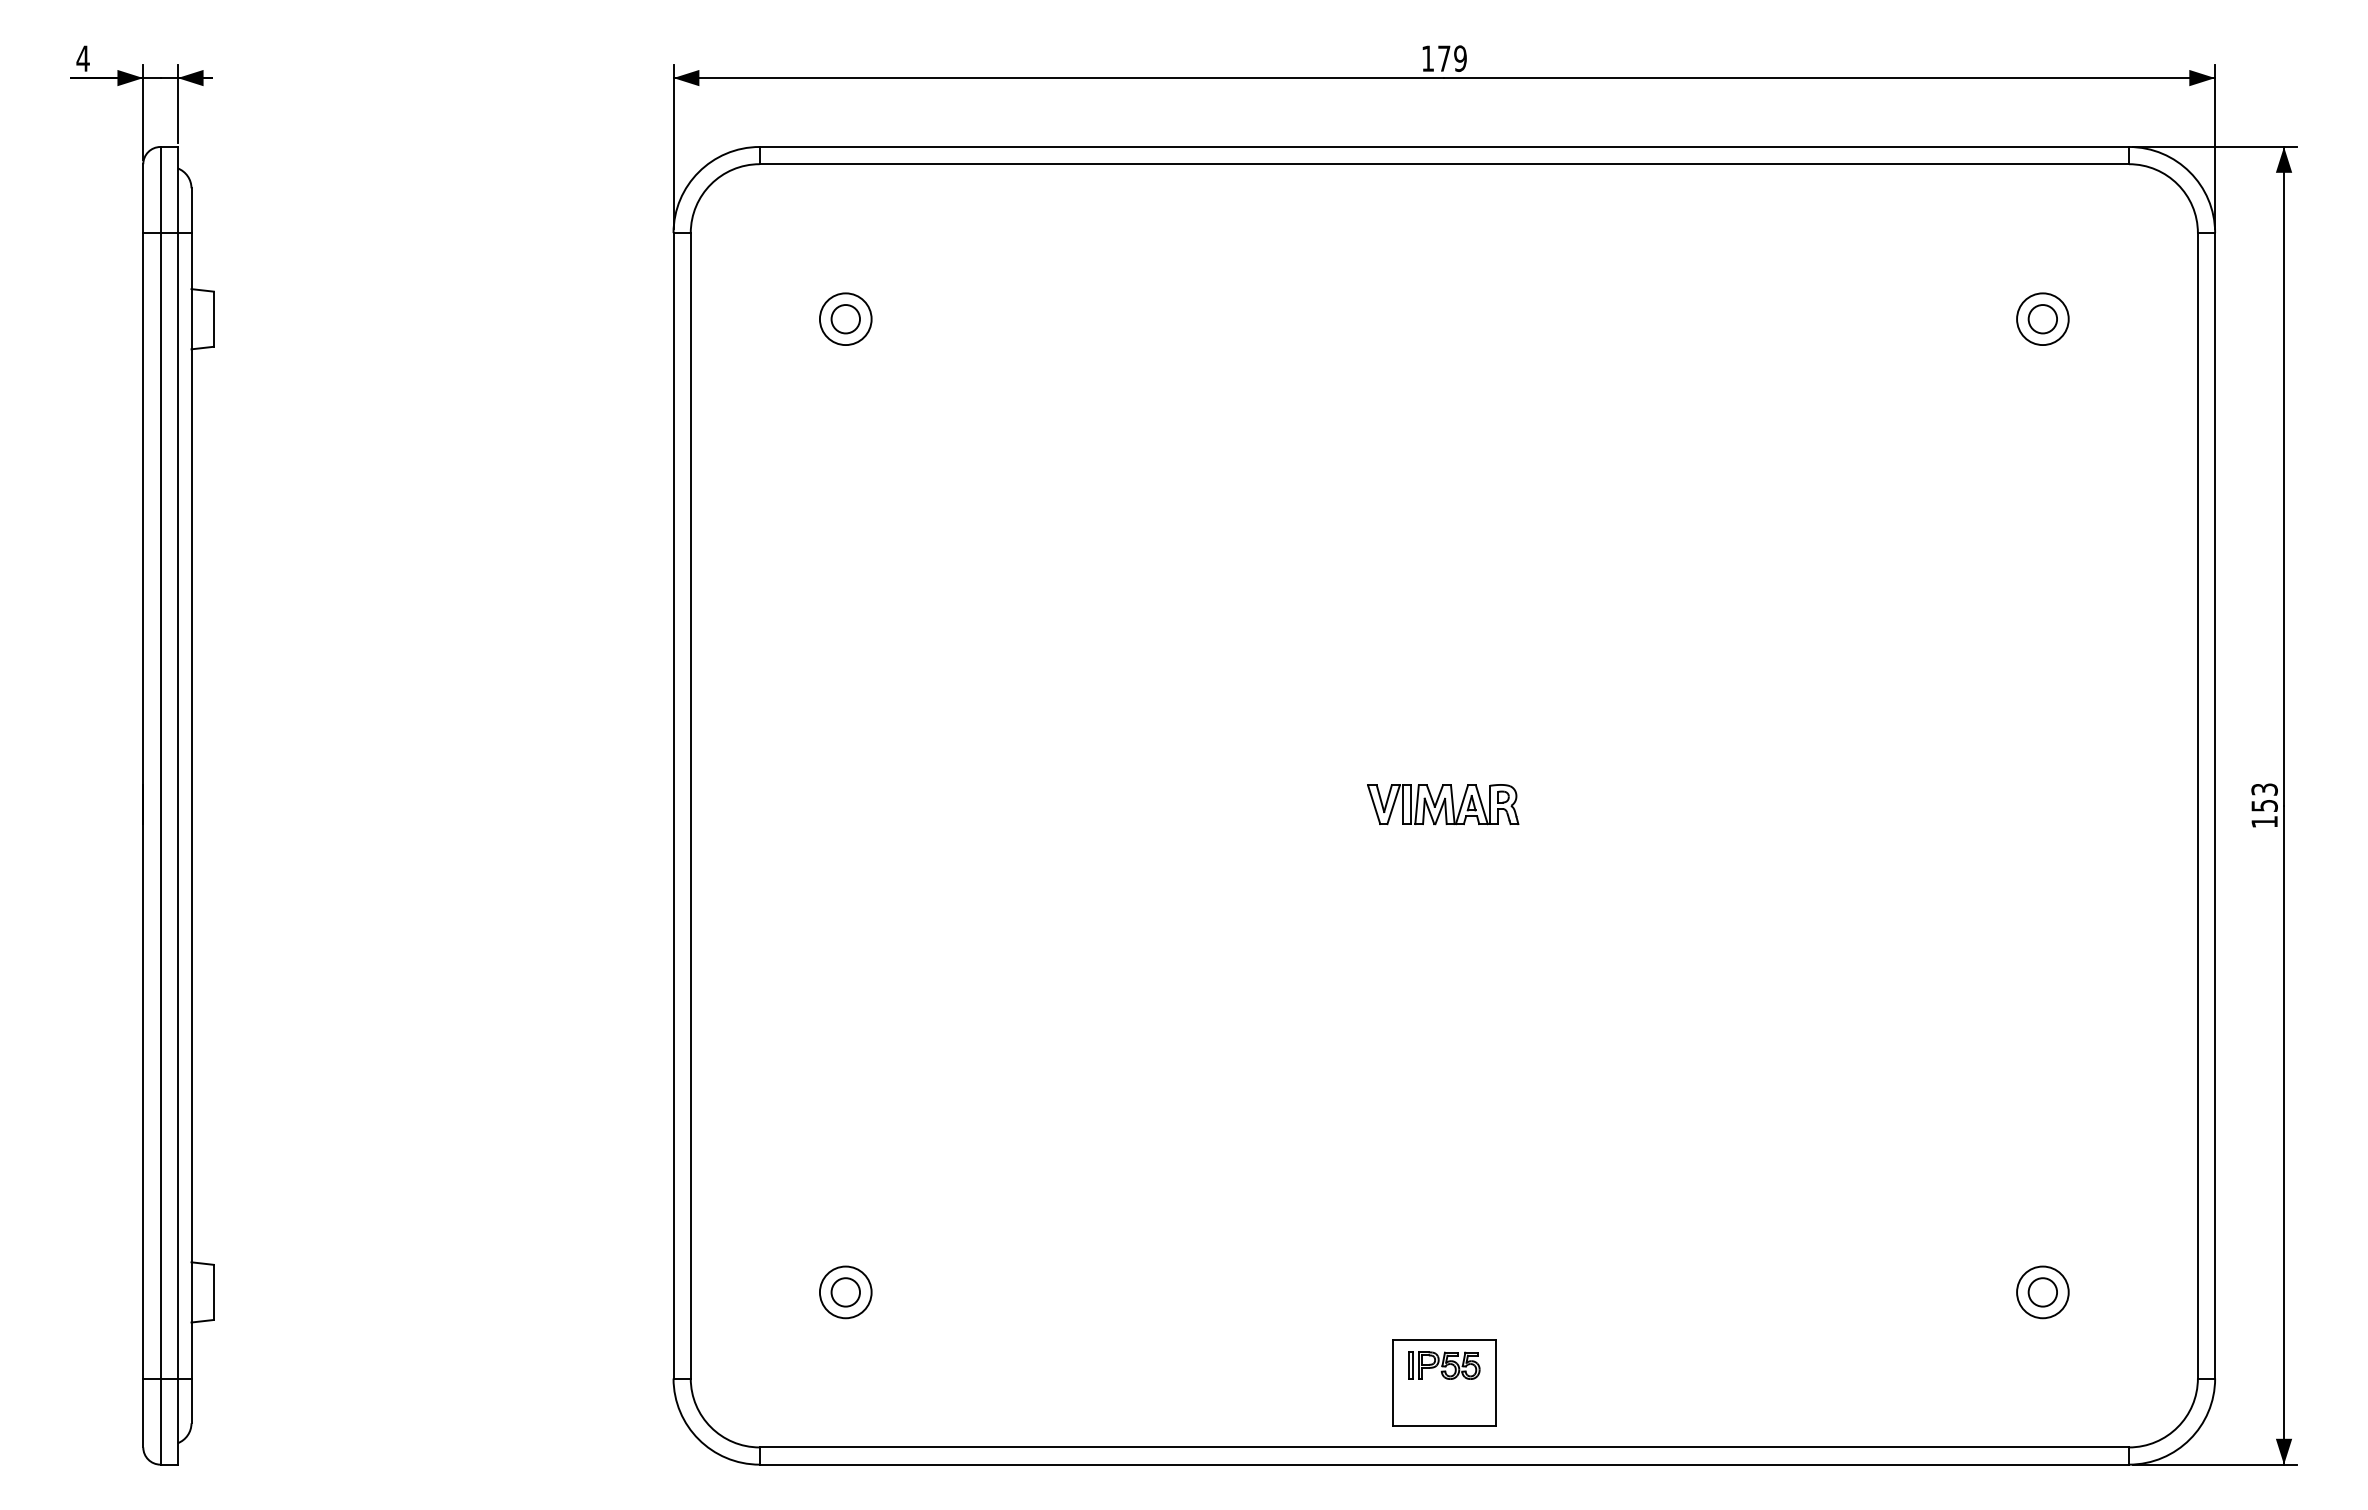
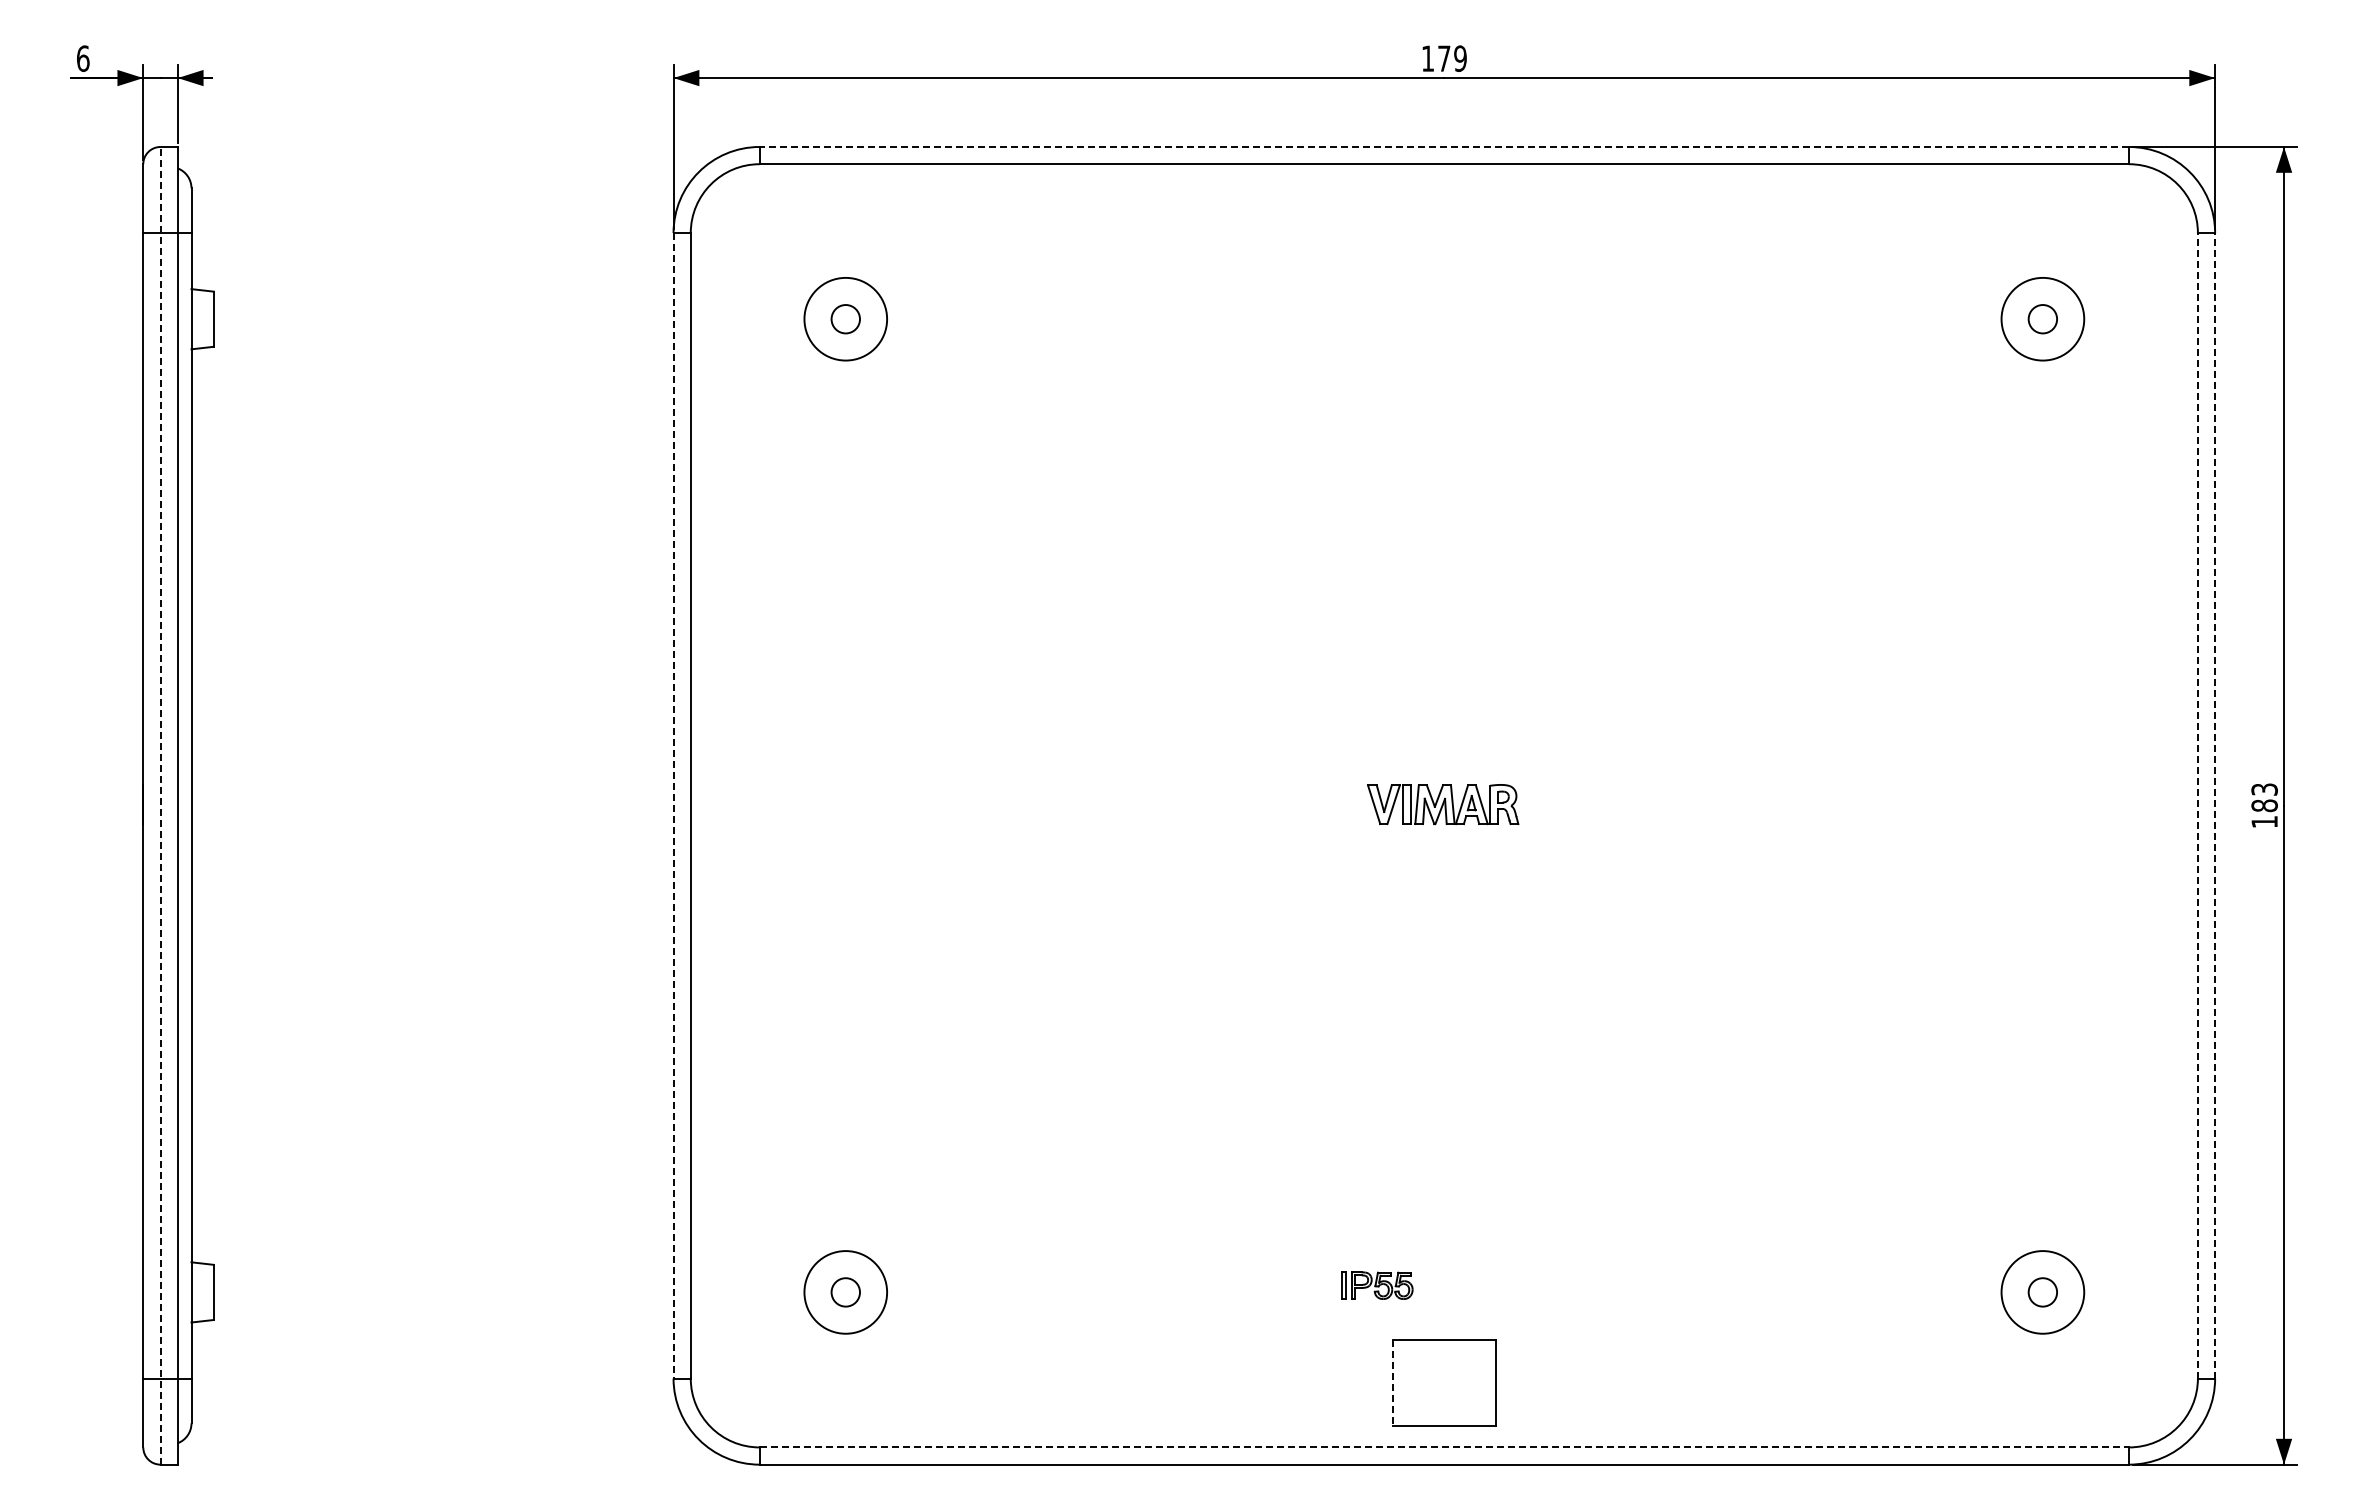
text: 4 -> 6 (82, 58)
line: solid -> dashed (1444, 146)
circle diameter: 52 px -> 83 px (845, 318)
circle diameter: 52 px -> 83 px (2042, 318)
line: solid -> dashed (160, 805)
line: solid -> dashed (673, 805)
line: solid -> dashed (2197, 805)
line: solid -> dashed (2215, 805)
text: 153 -> 183 (2264, 805)
circle diameter: 52 px -> 83 px (845, 1292)
circle diameter: 52 px -> 83 px (2042, 1292)
part position: (1444, 1365) -> (1377, 1285) (1377, 1285)
line: solid -> dashed (1392, 1383)
line: solid -> dashed (1444, 1447)
